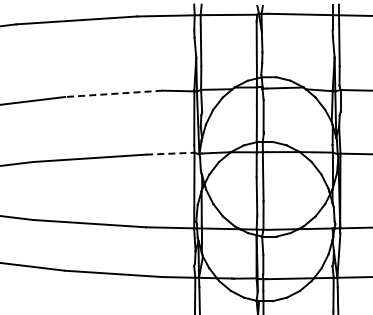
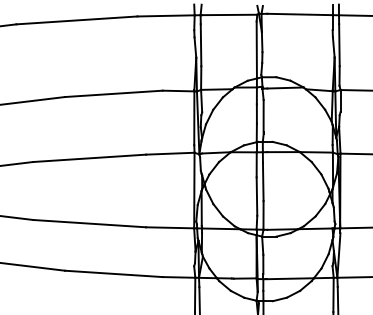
line: dashed -> solid (113, 93)
line: dashed -> solid (170, 153)
